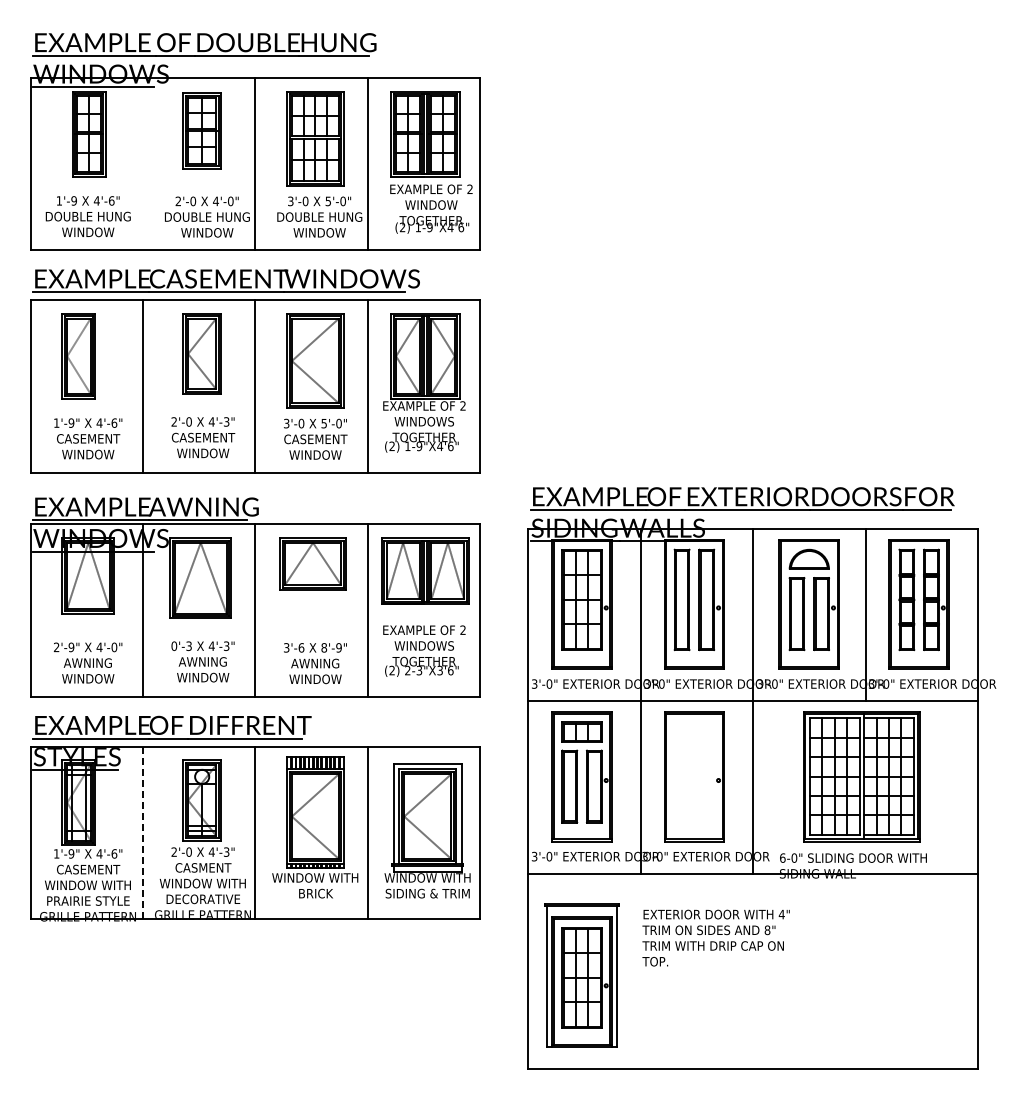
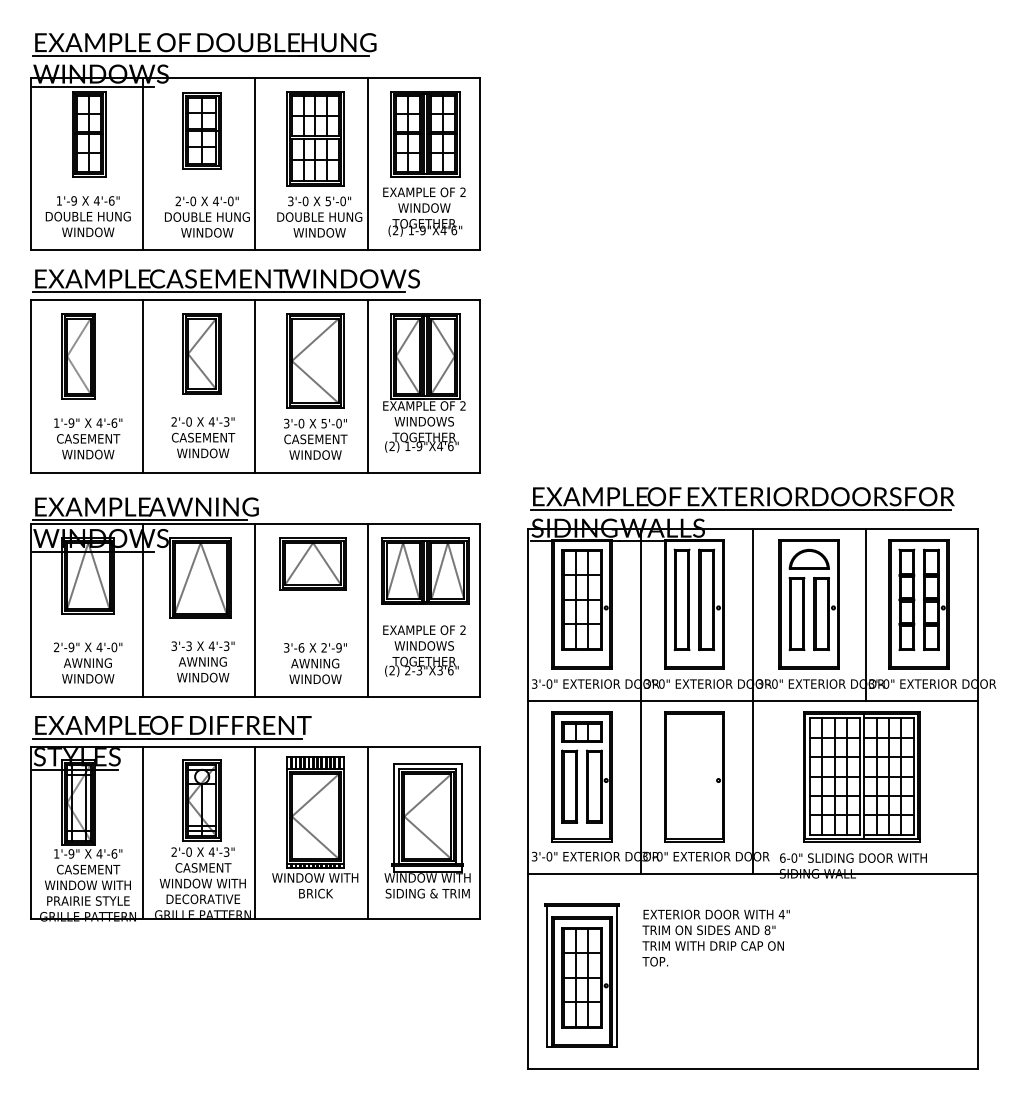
line: none -> present (142, 163)
text position: (431, 208) -> (424, 211) (424, 211)
text: 0'-3 -> 3'-3 (174, 645)
text: 8'-9" -> 2'-9" (324, 647)
line: dashed -> solid (142, 833)
